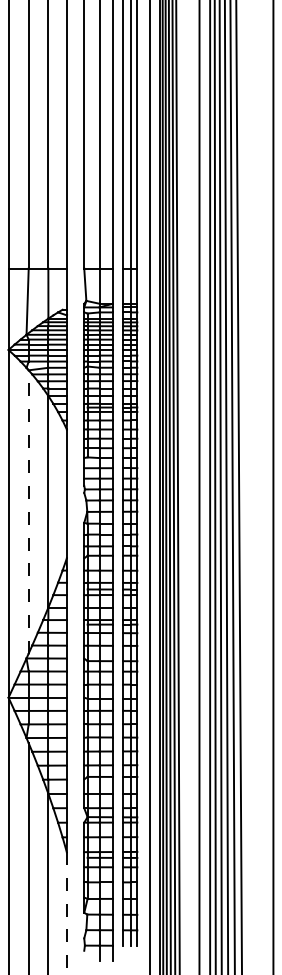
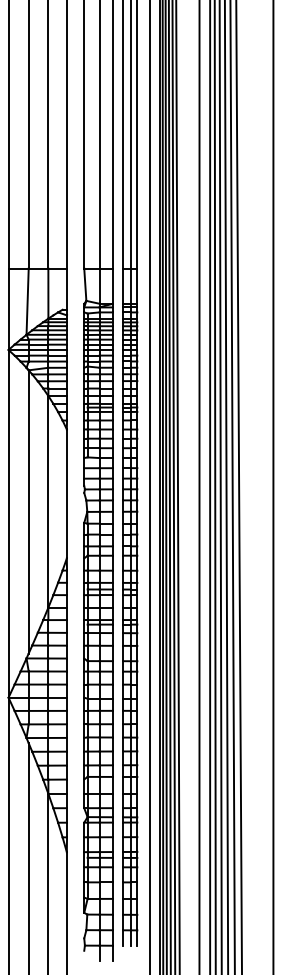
line: dashed -> solid (28, 511)
line: dashed -> solid (66, 913)
